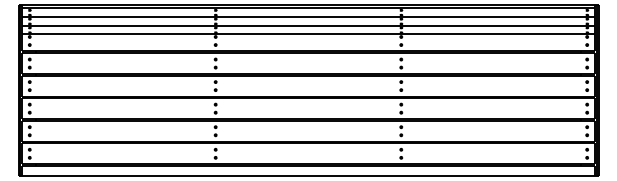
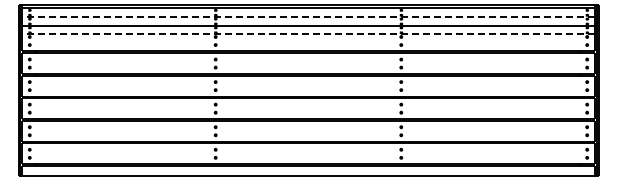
line: solid -> dashed (308, 16)
line: solid -> dashed (308, 34)
